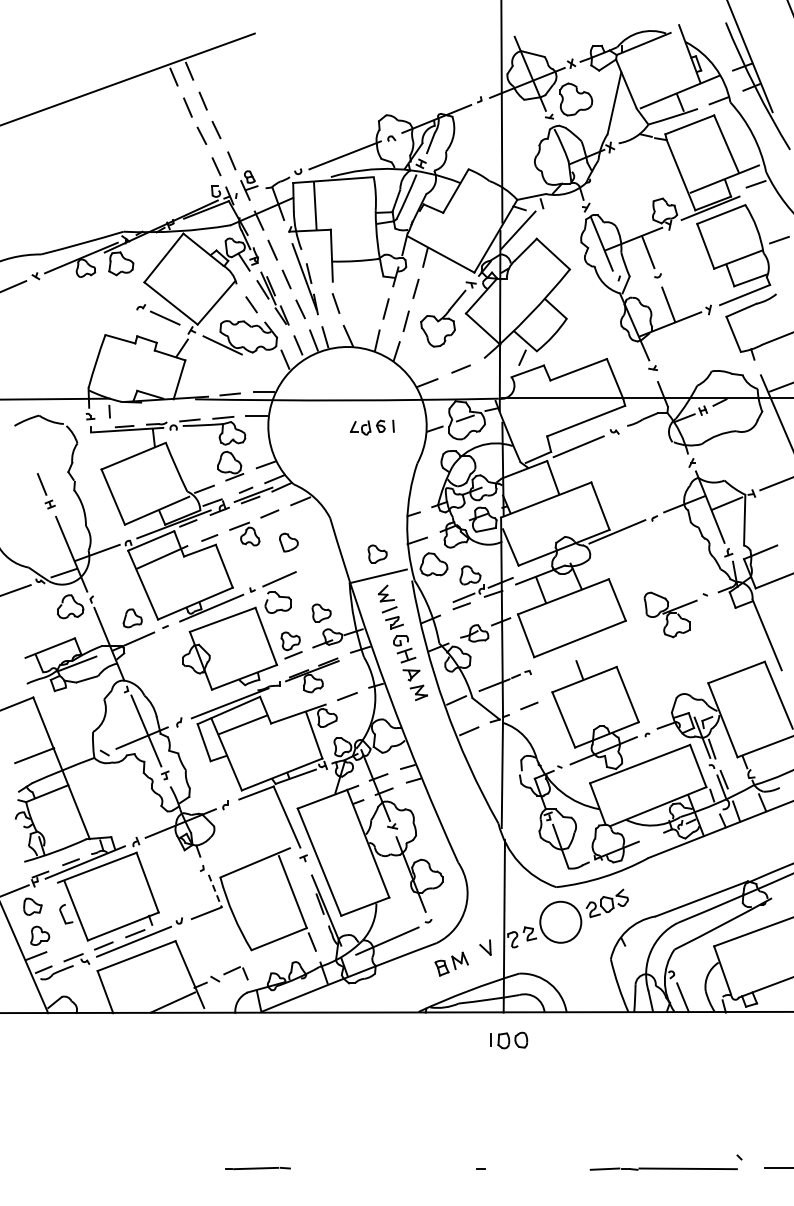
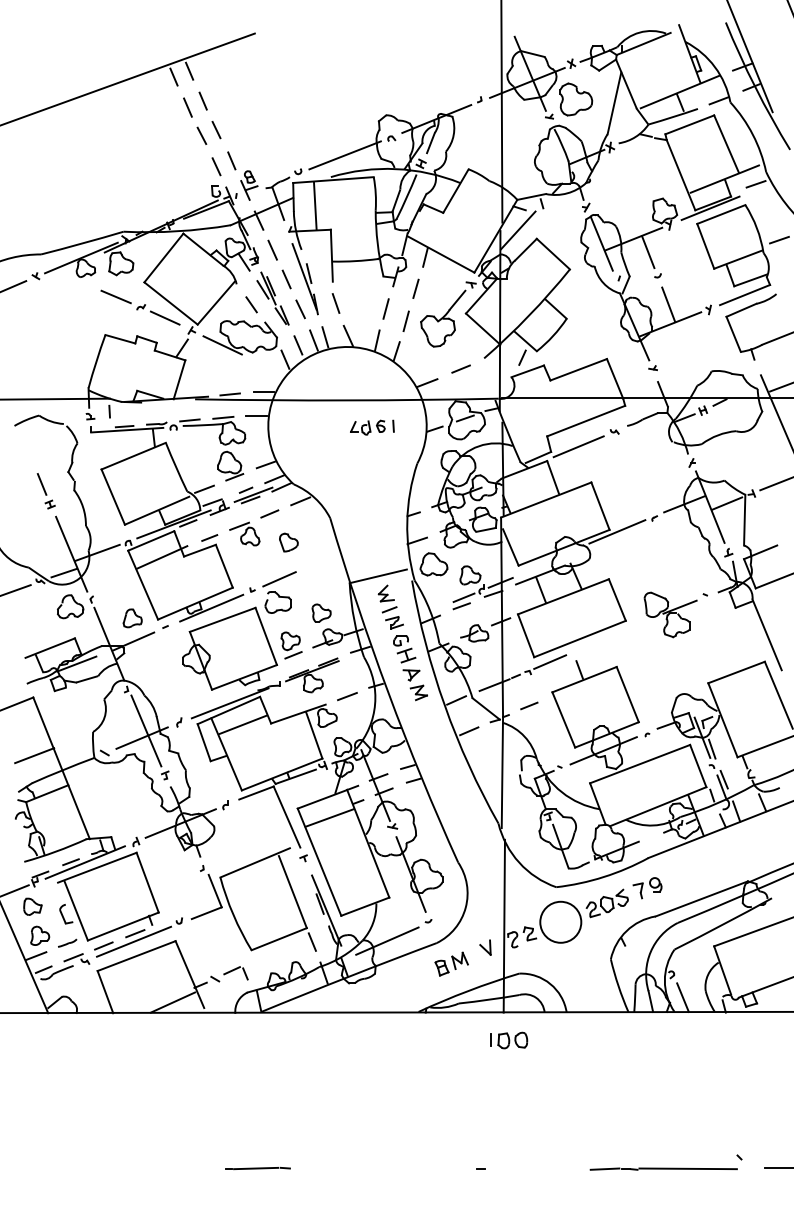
line: none -> present (115, 296)
part: present -> none (377, 553)
line: none -> present (550, 661)
line: none -> present (329, 817)
part: none -> present (647, 888)
line: dashed -> solid (215, 891)
part: none -> present (67, 942)
